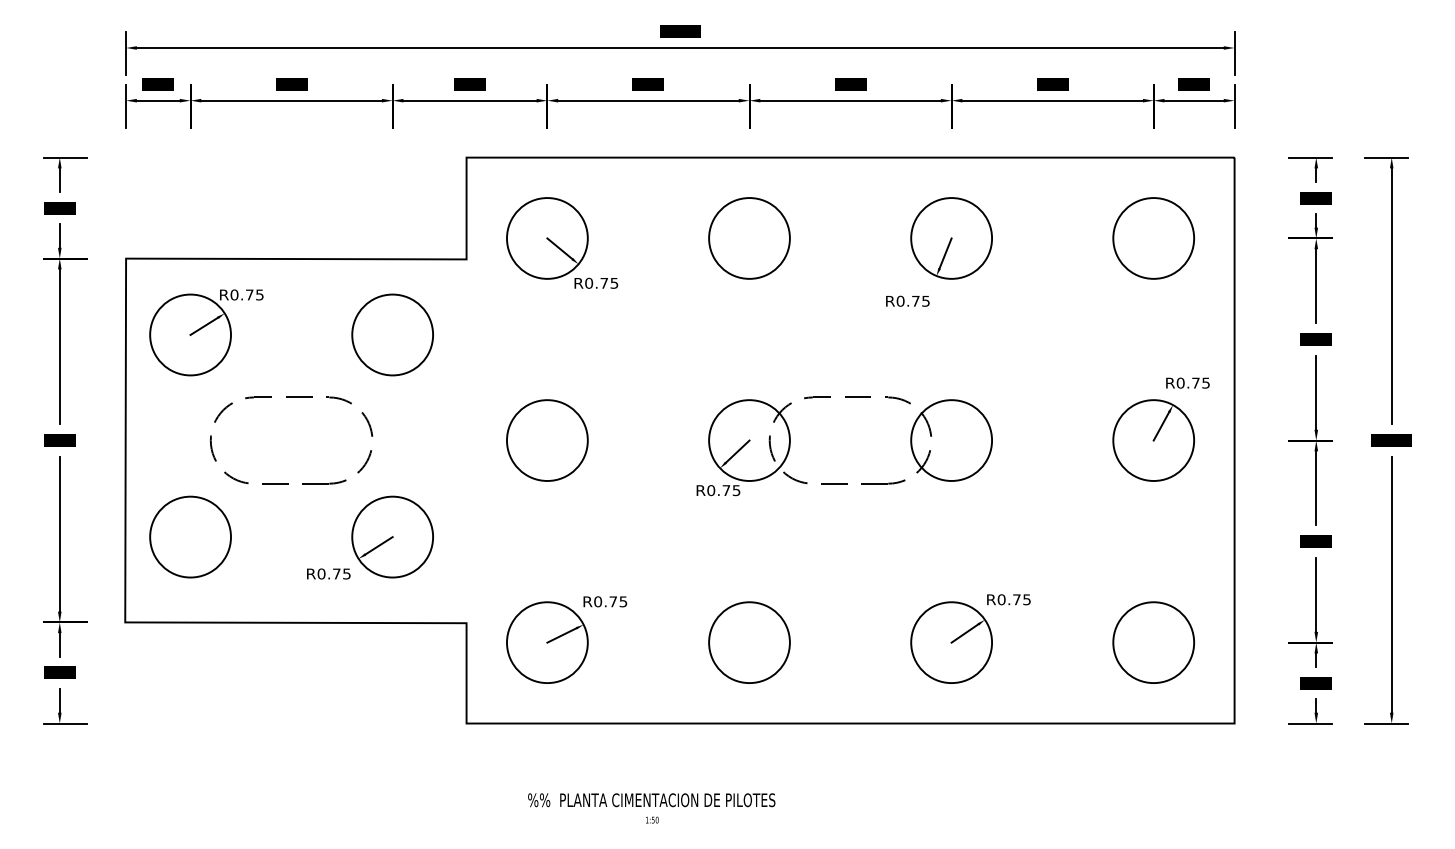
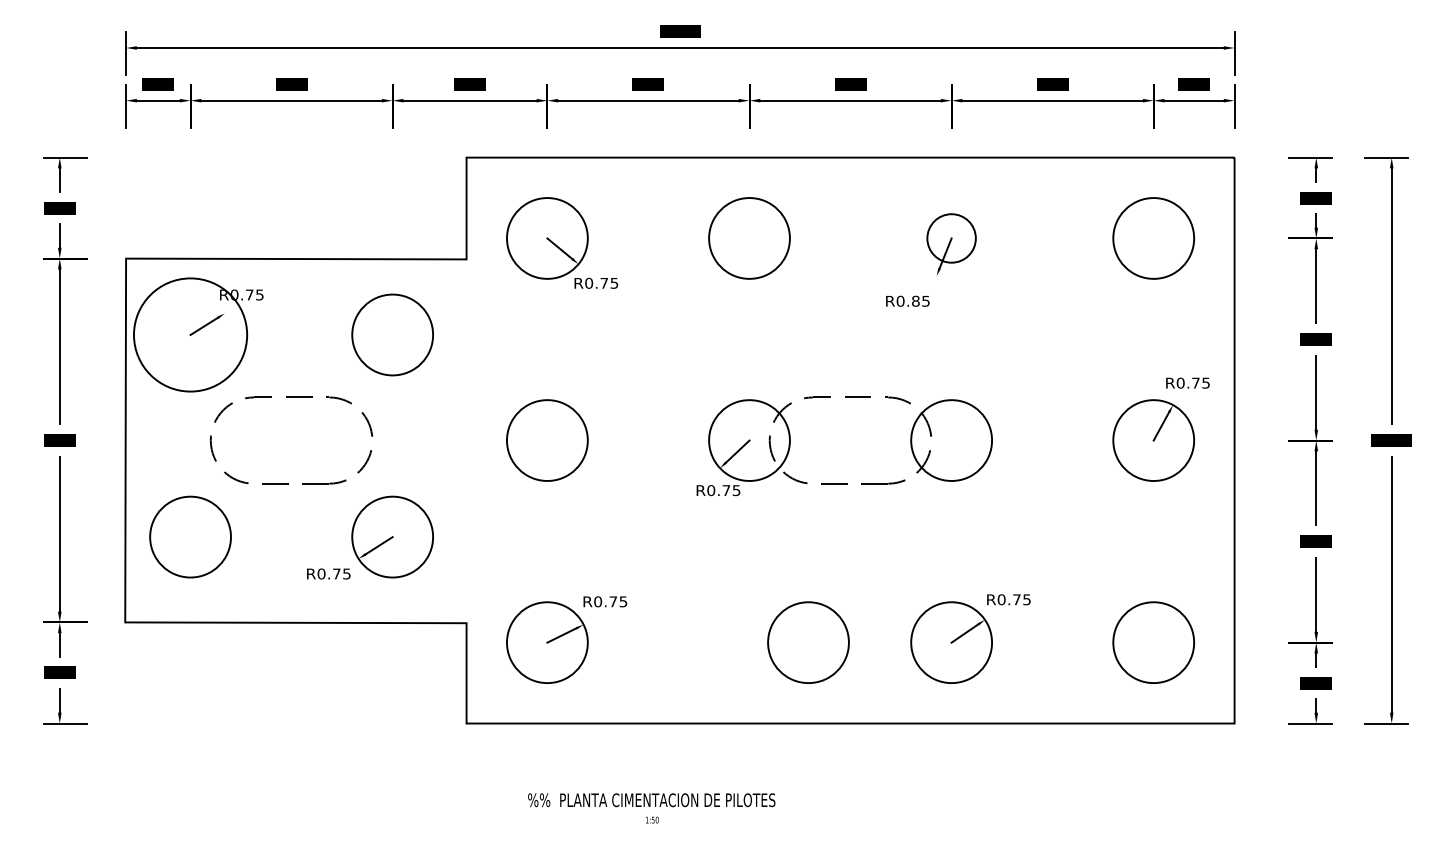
circle diameter: 81 px -> 49 px (951, 238)
text: R0.75 -> R0.85 (915, 300)
circle diameter: 81 px -> 113 px (190, 334)
circle position: (749, 642) -> (808, 642) (808, 642)
